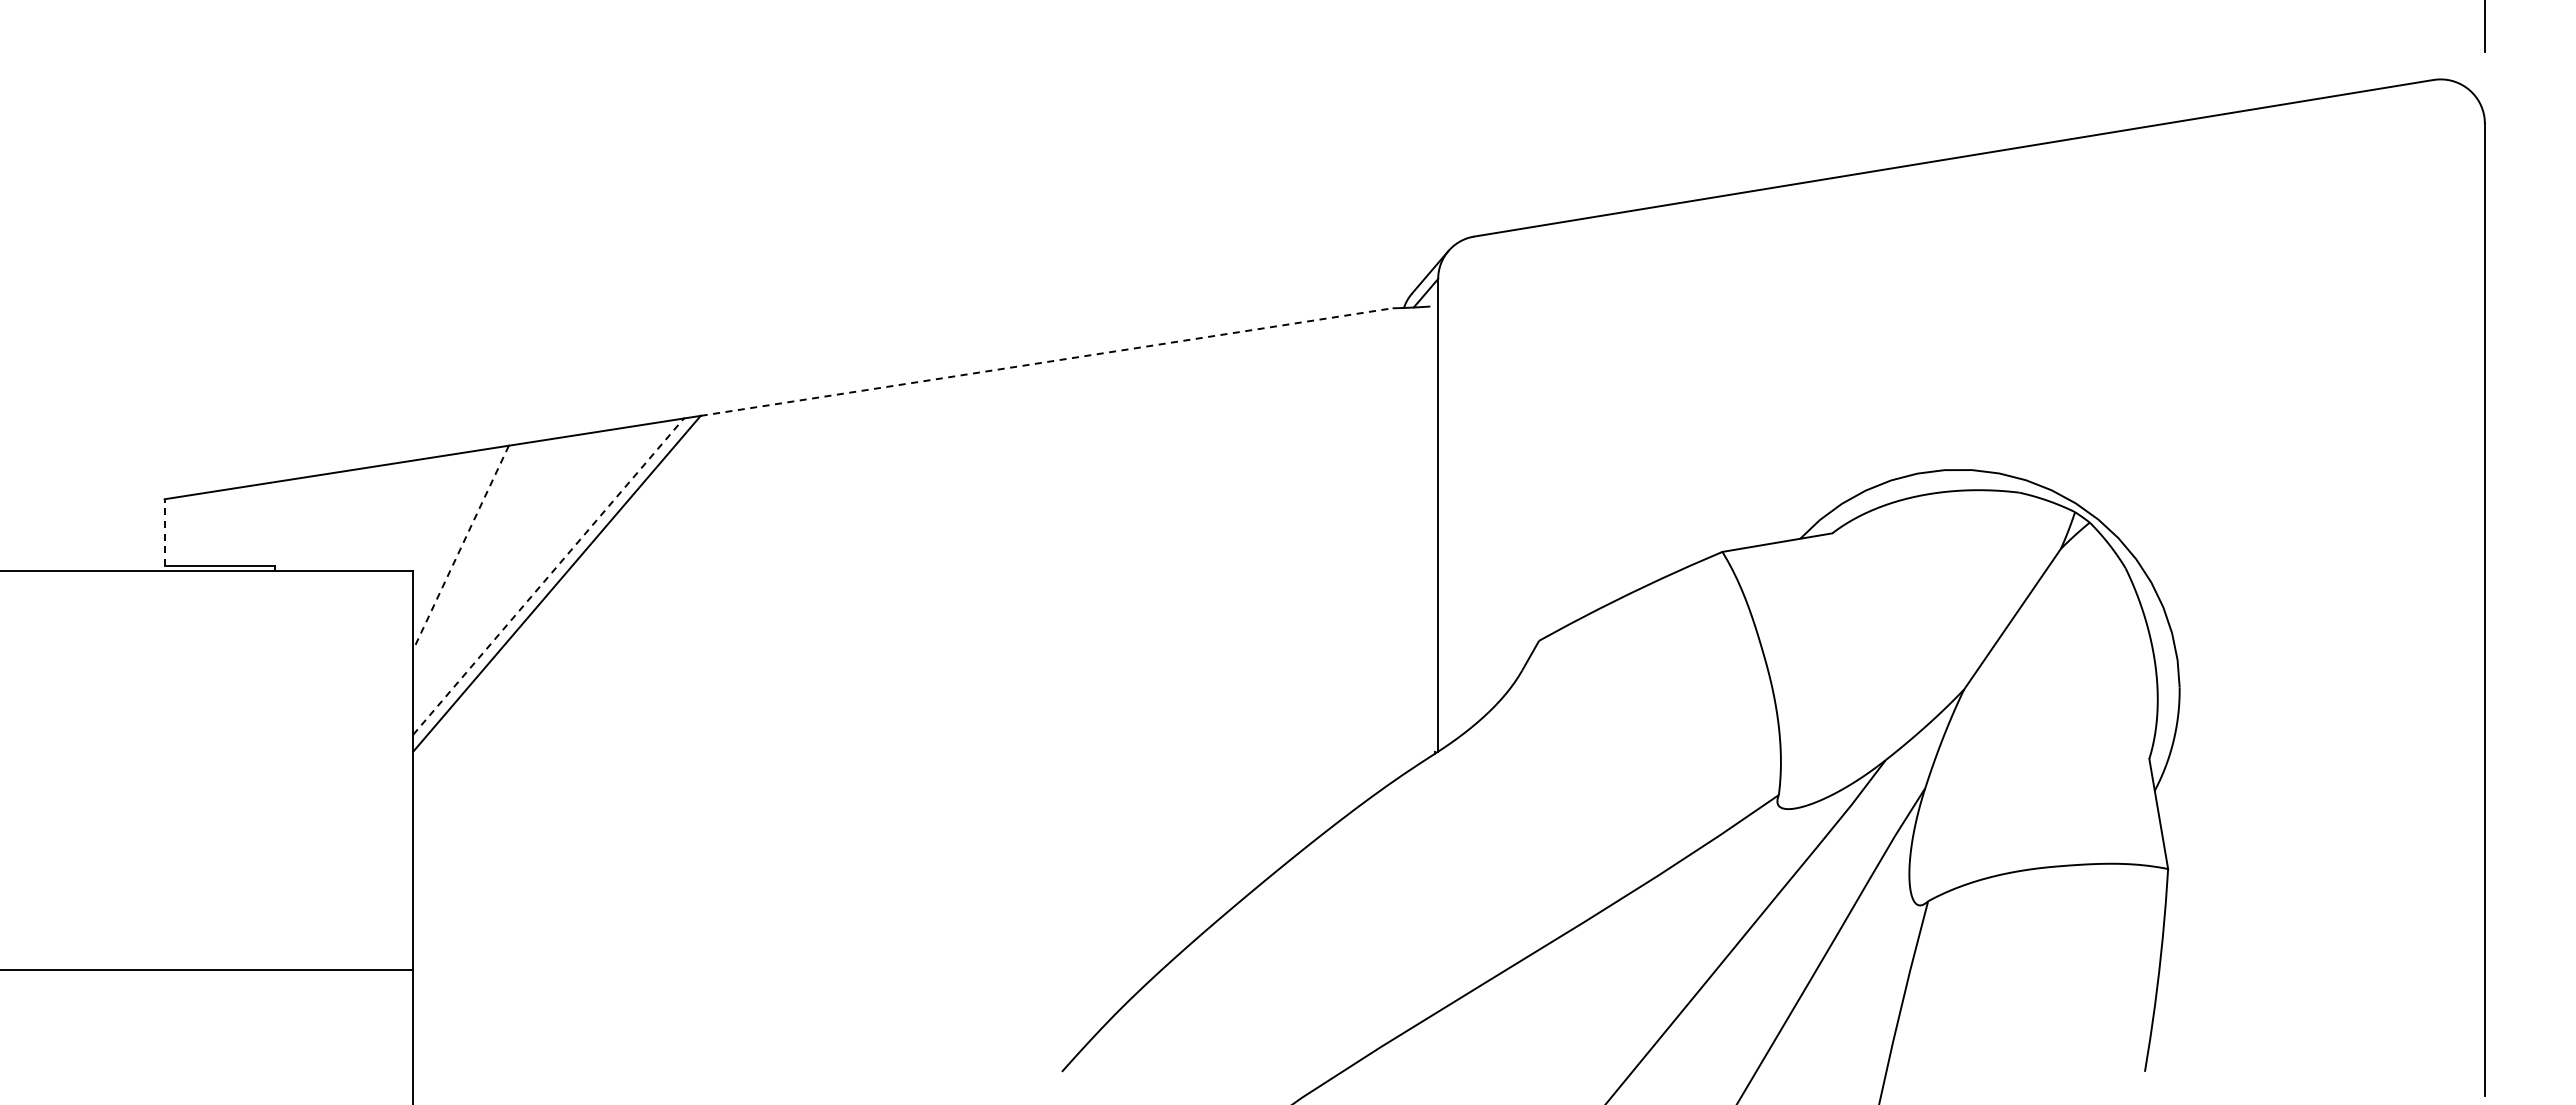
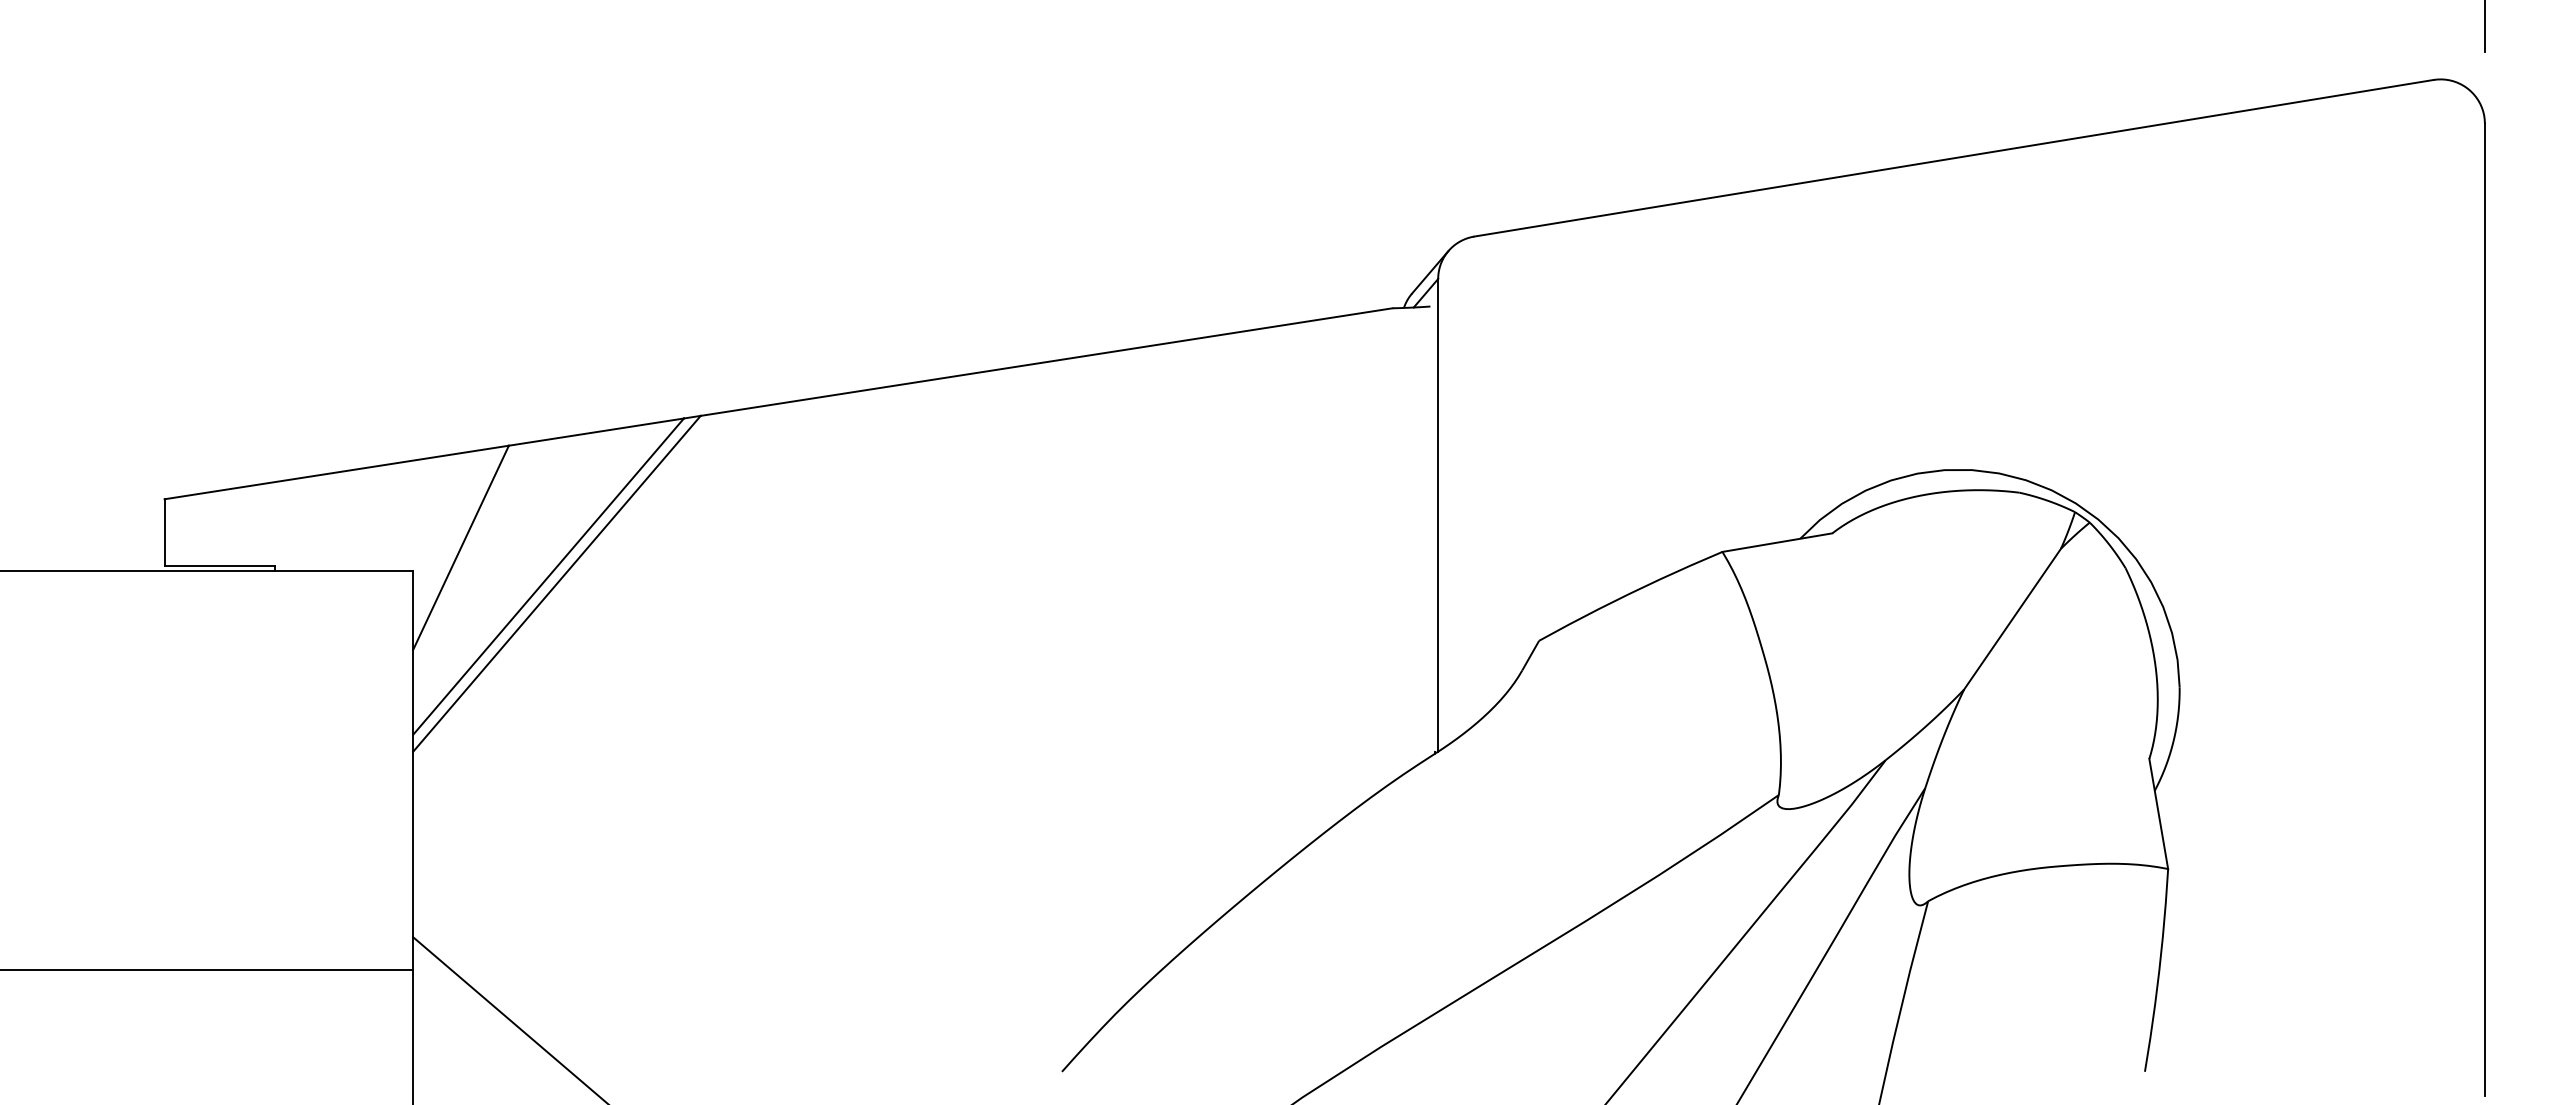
line: dashed -> solid (1047, 362)
line: dashed -> solid (164, 531)
line: dashed -> solid (461, 547)
line: dashed -> solid (548, 576)
line: none -> present (509, 1019)
